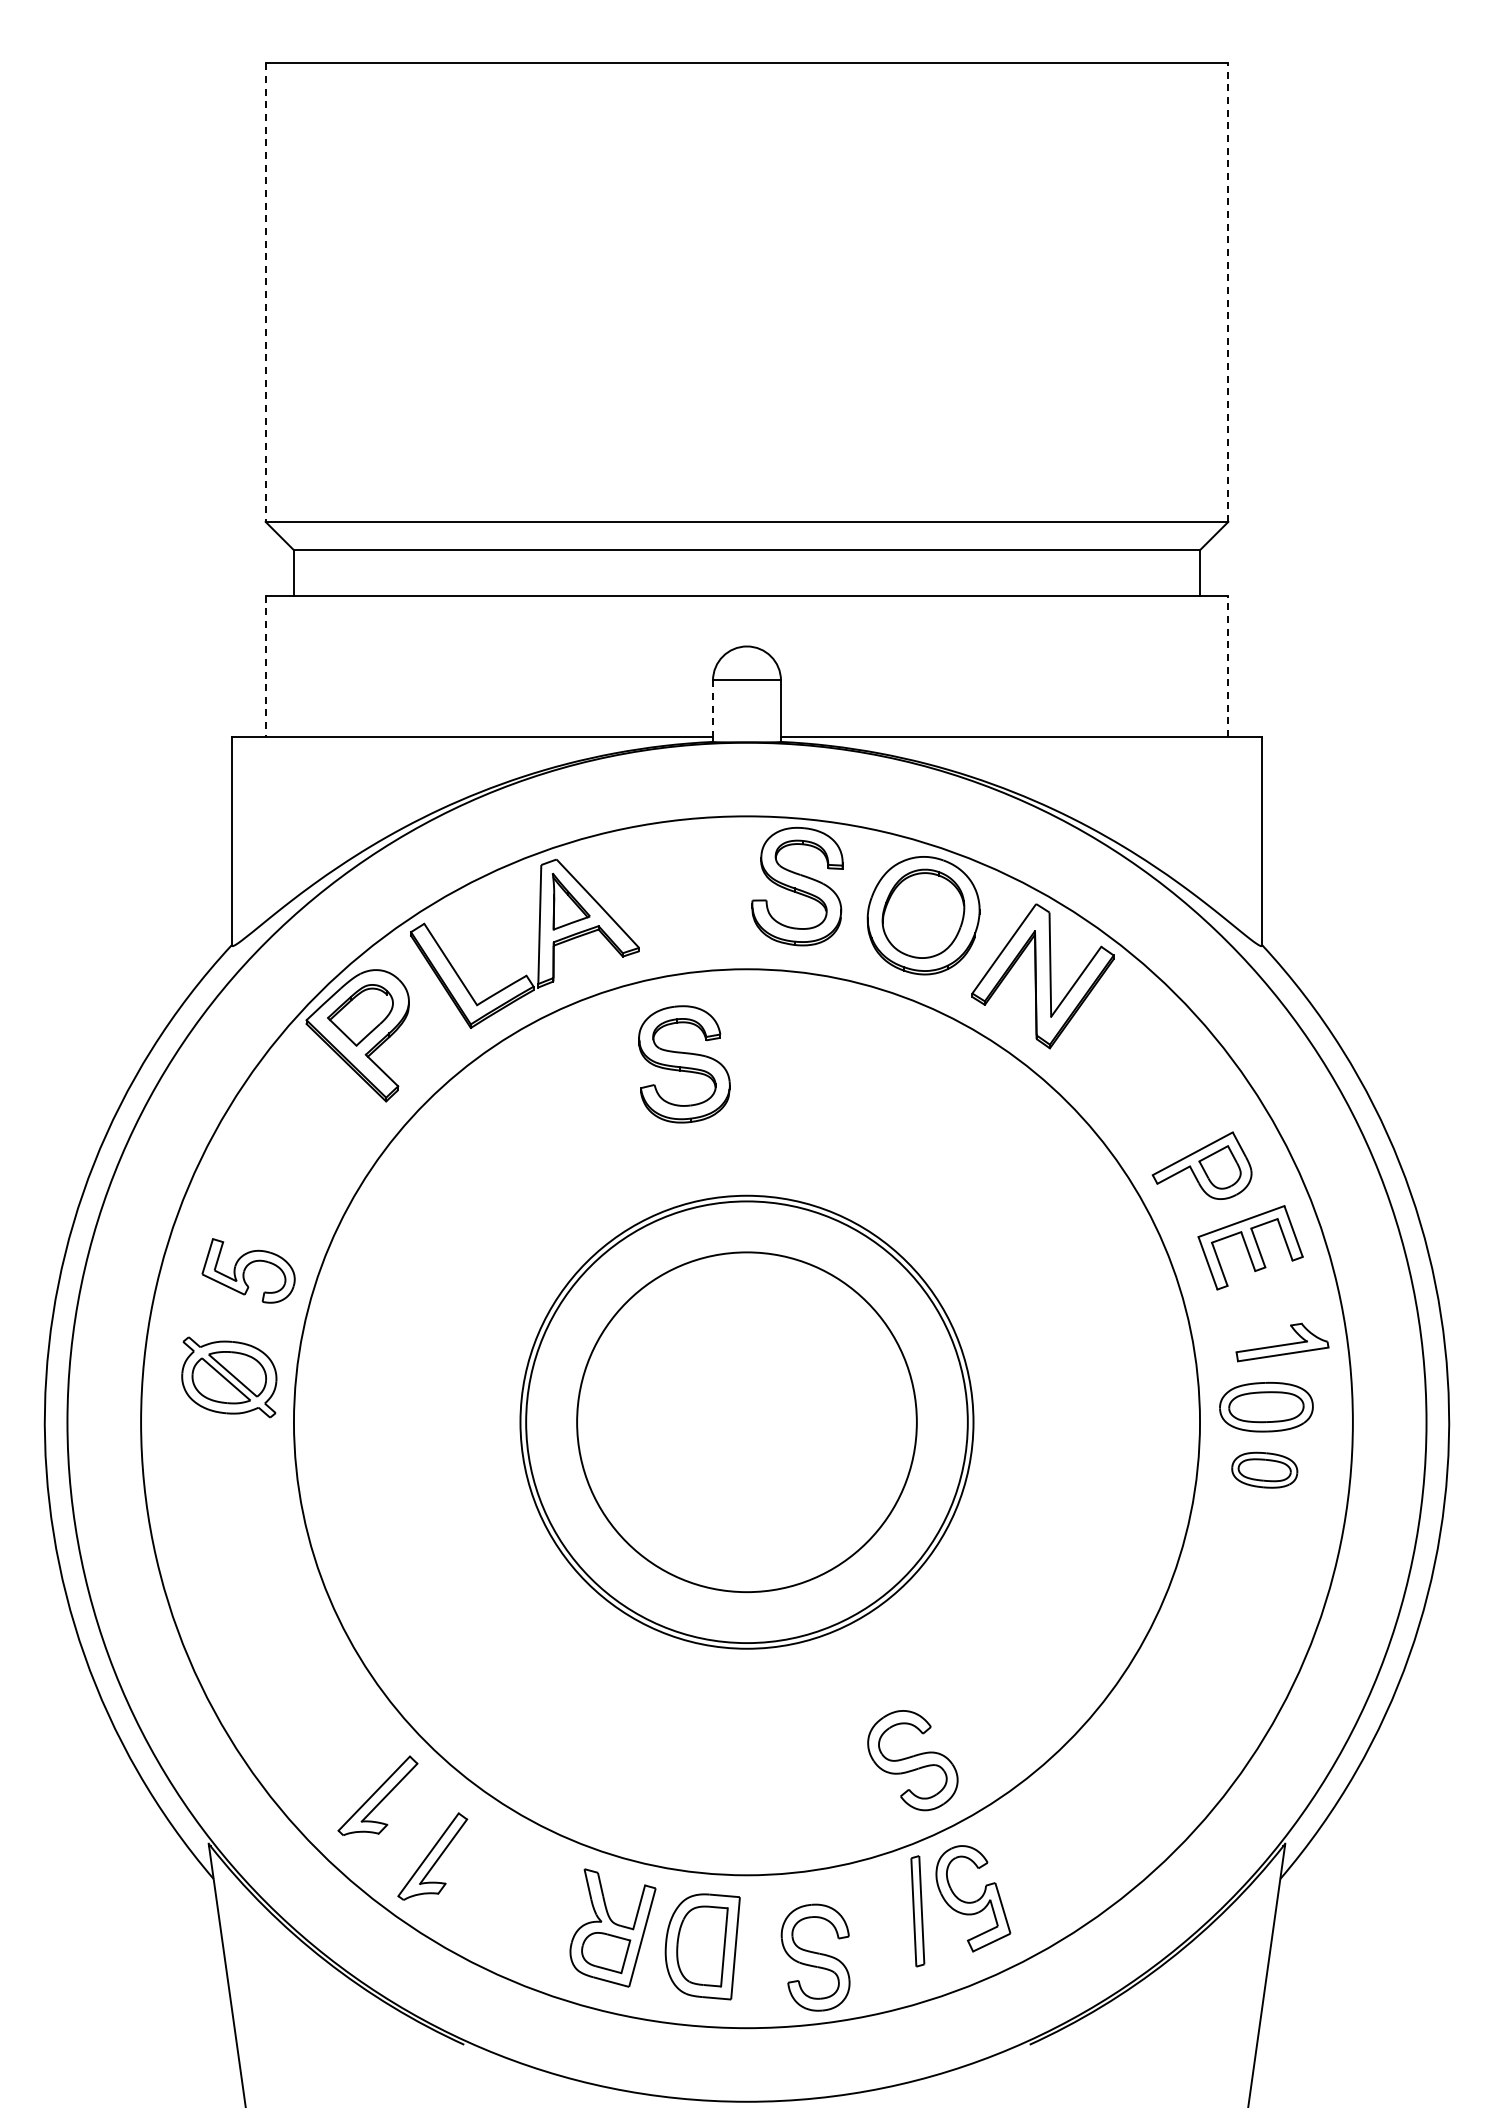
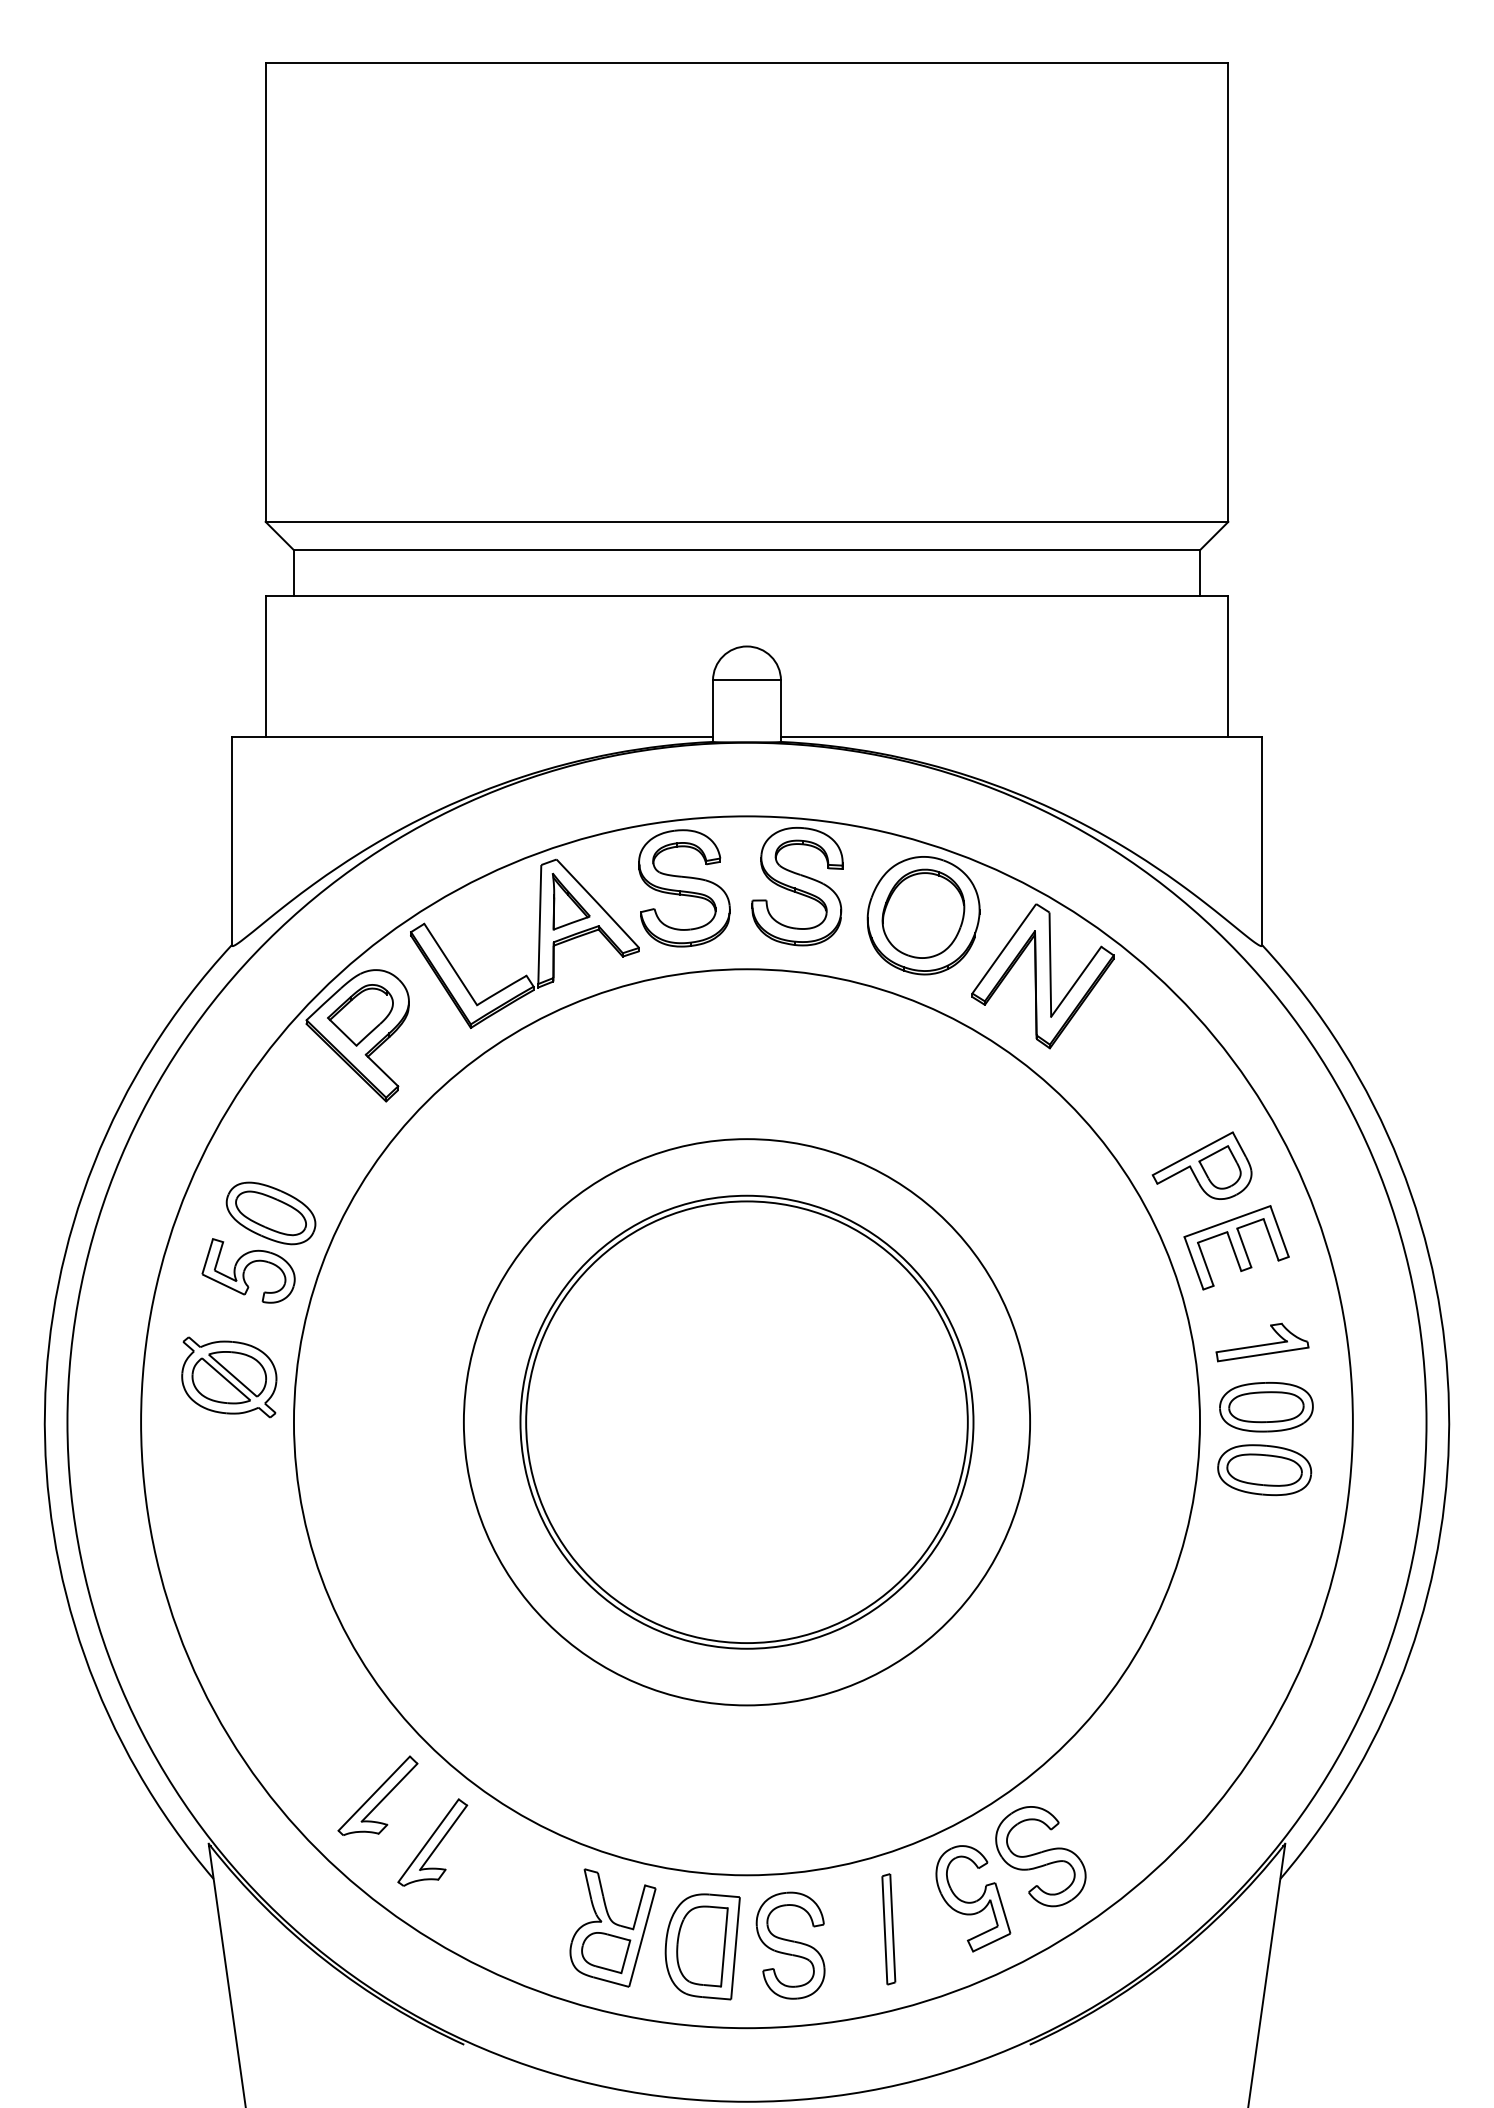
line: dashed -> solid (1228, 292)
line: dashed -> solid (265, 293)
line: dashed -> solid (265, 666)
line: dashed -> solid (1228, 666)
line: dashed -> solid (713, 709)
part position: (684, 1064) -> (684, 888) (684, 888)
part: none -> present (270, 1213)
part position: (1250, 1247) -> (1236, 1247) (1236, 1247)
part position: (1282, 1342) -> (1262, 1342) (1262, 1342)
circle diameter: 340 px -> 566 px (746, 1422)
part size: 68x38 px -> 96x53 px (1264, 1470)
part position: (912, 1760) -> (1040, 1856) (1040, 1856)
part position: (432, 1856) -> (432, 1842) (432, 1842)
part position: (917, 1911) -> (888, 1929) (888, 1929)
part position: (815, 1957) -> (790, 1945) (790, 1945)
